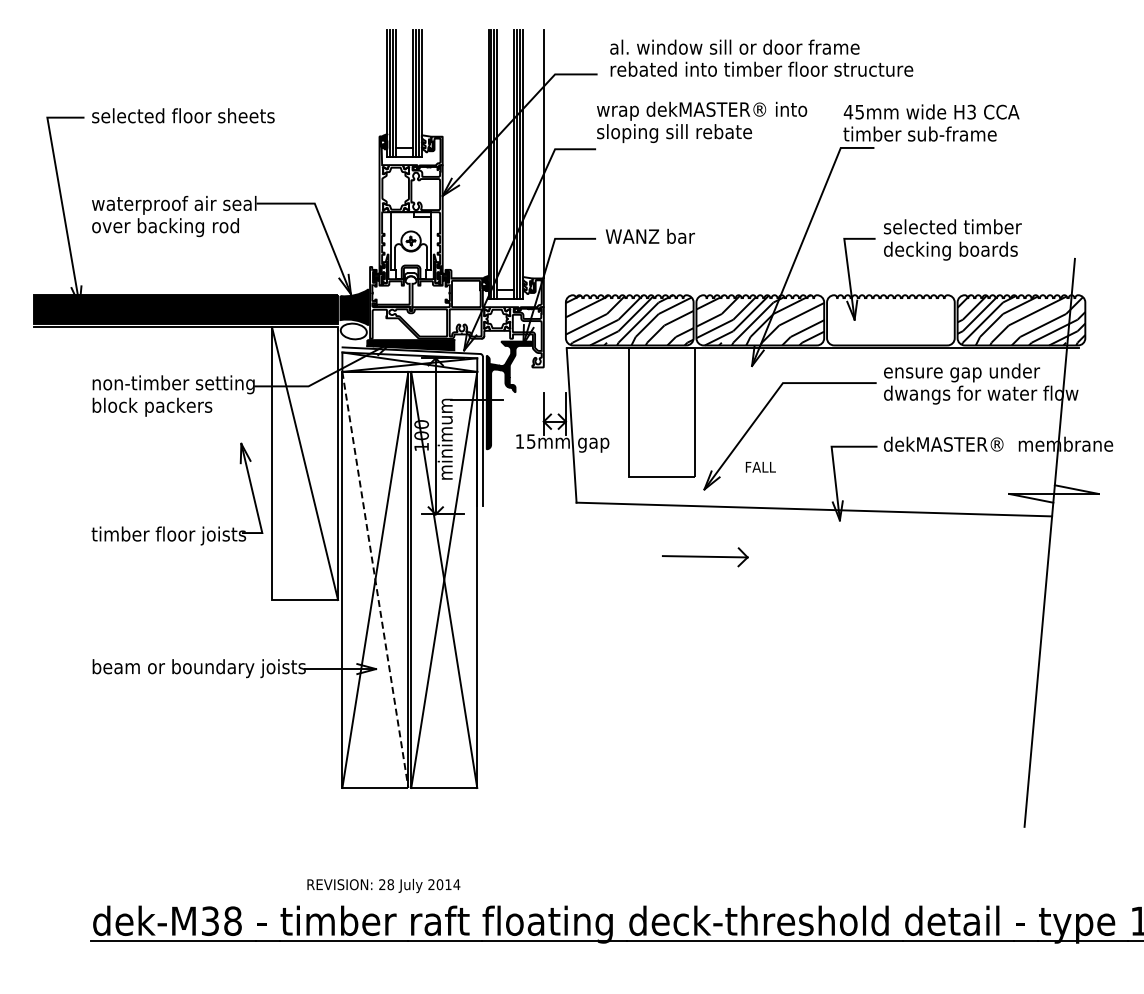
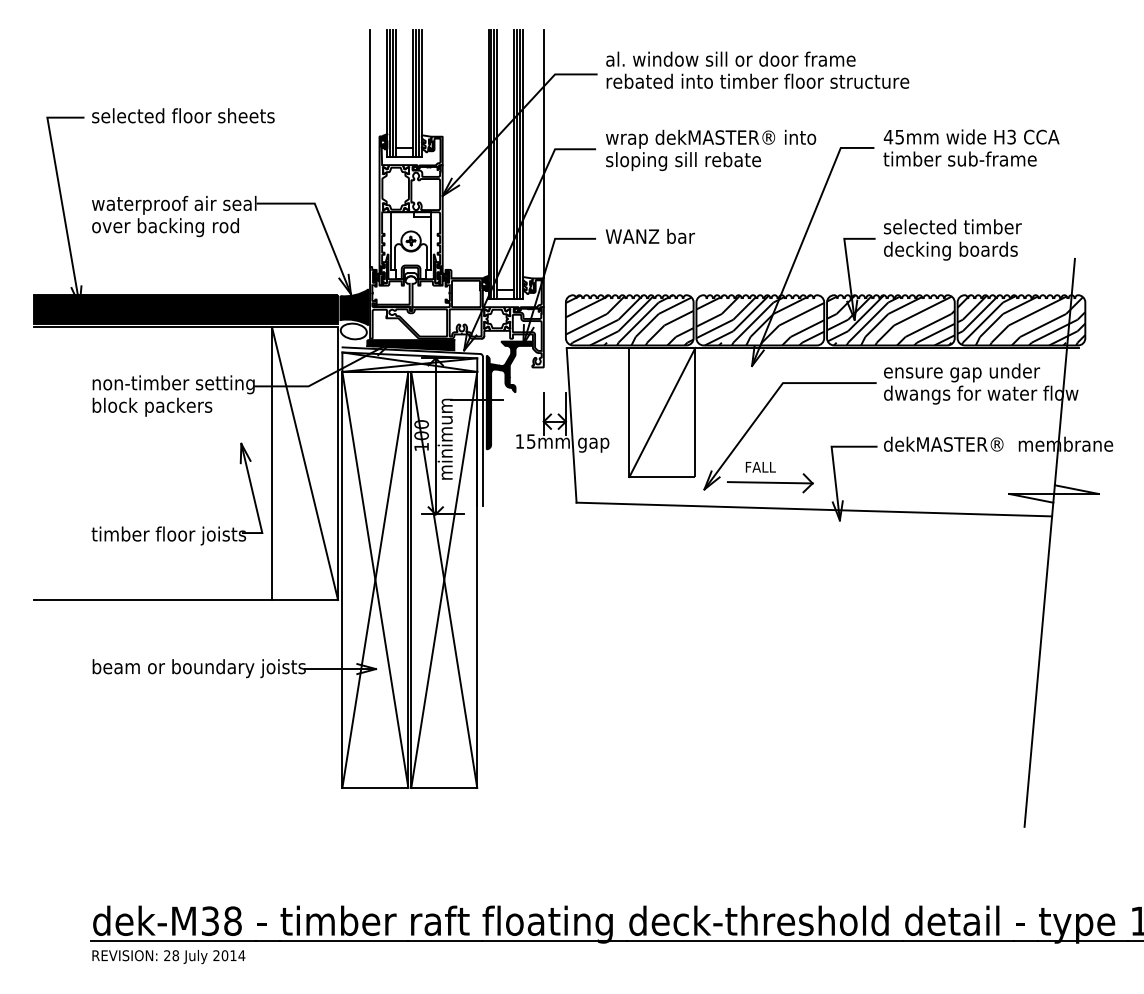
text position: (761, 57) -> (757, 69) (757, 69)
text position: (702, 121) -> (711, 149) (711, 149)
text position: (931, 122) -> (971, 147) (971, 147)
line: none -> present (370, 148)
hatch: none -> present (890, 320)
line: none -> present (662, 412)
part position: (705, 557) -> (770, 483) (770, 483)
line: dashed -> solid (375, 579)
line: none -> present (153, 600)
text position: (383, 886) -> (168, 957) (168, 957)
